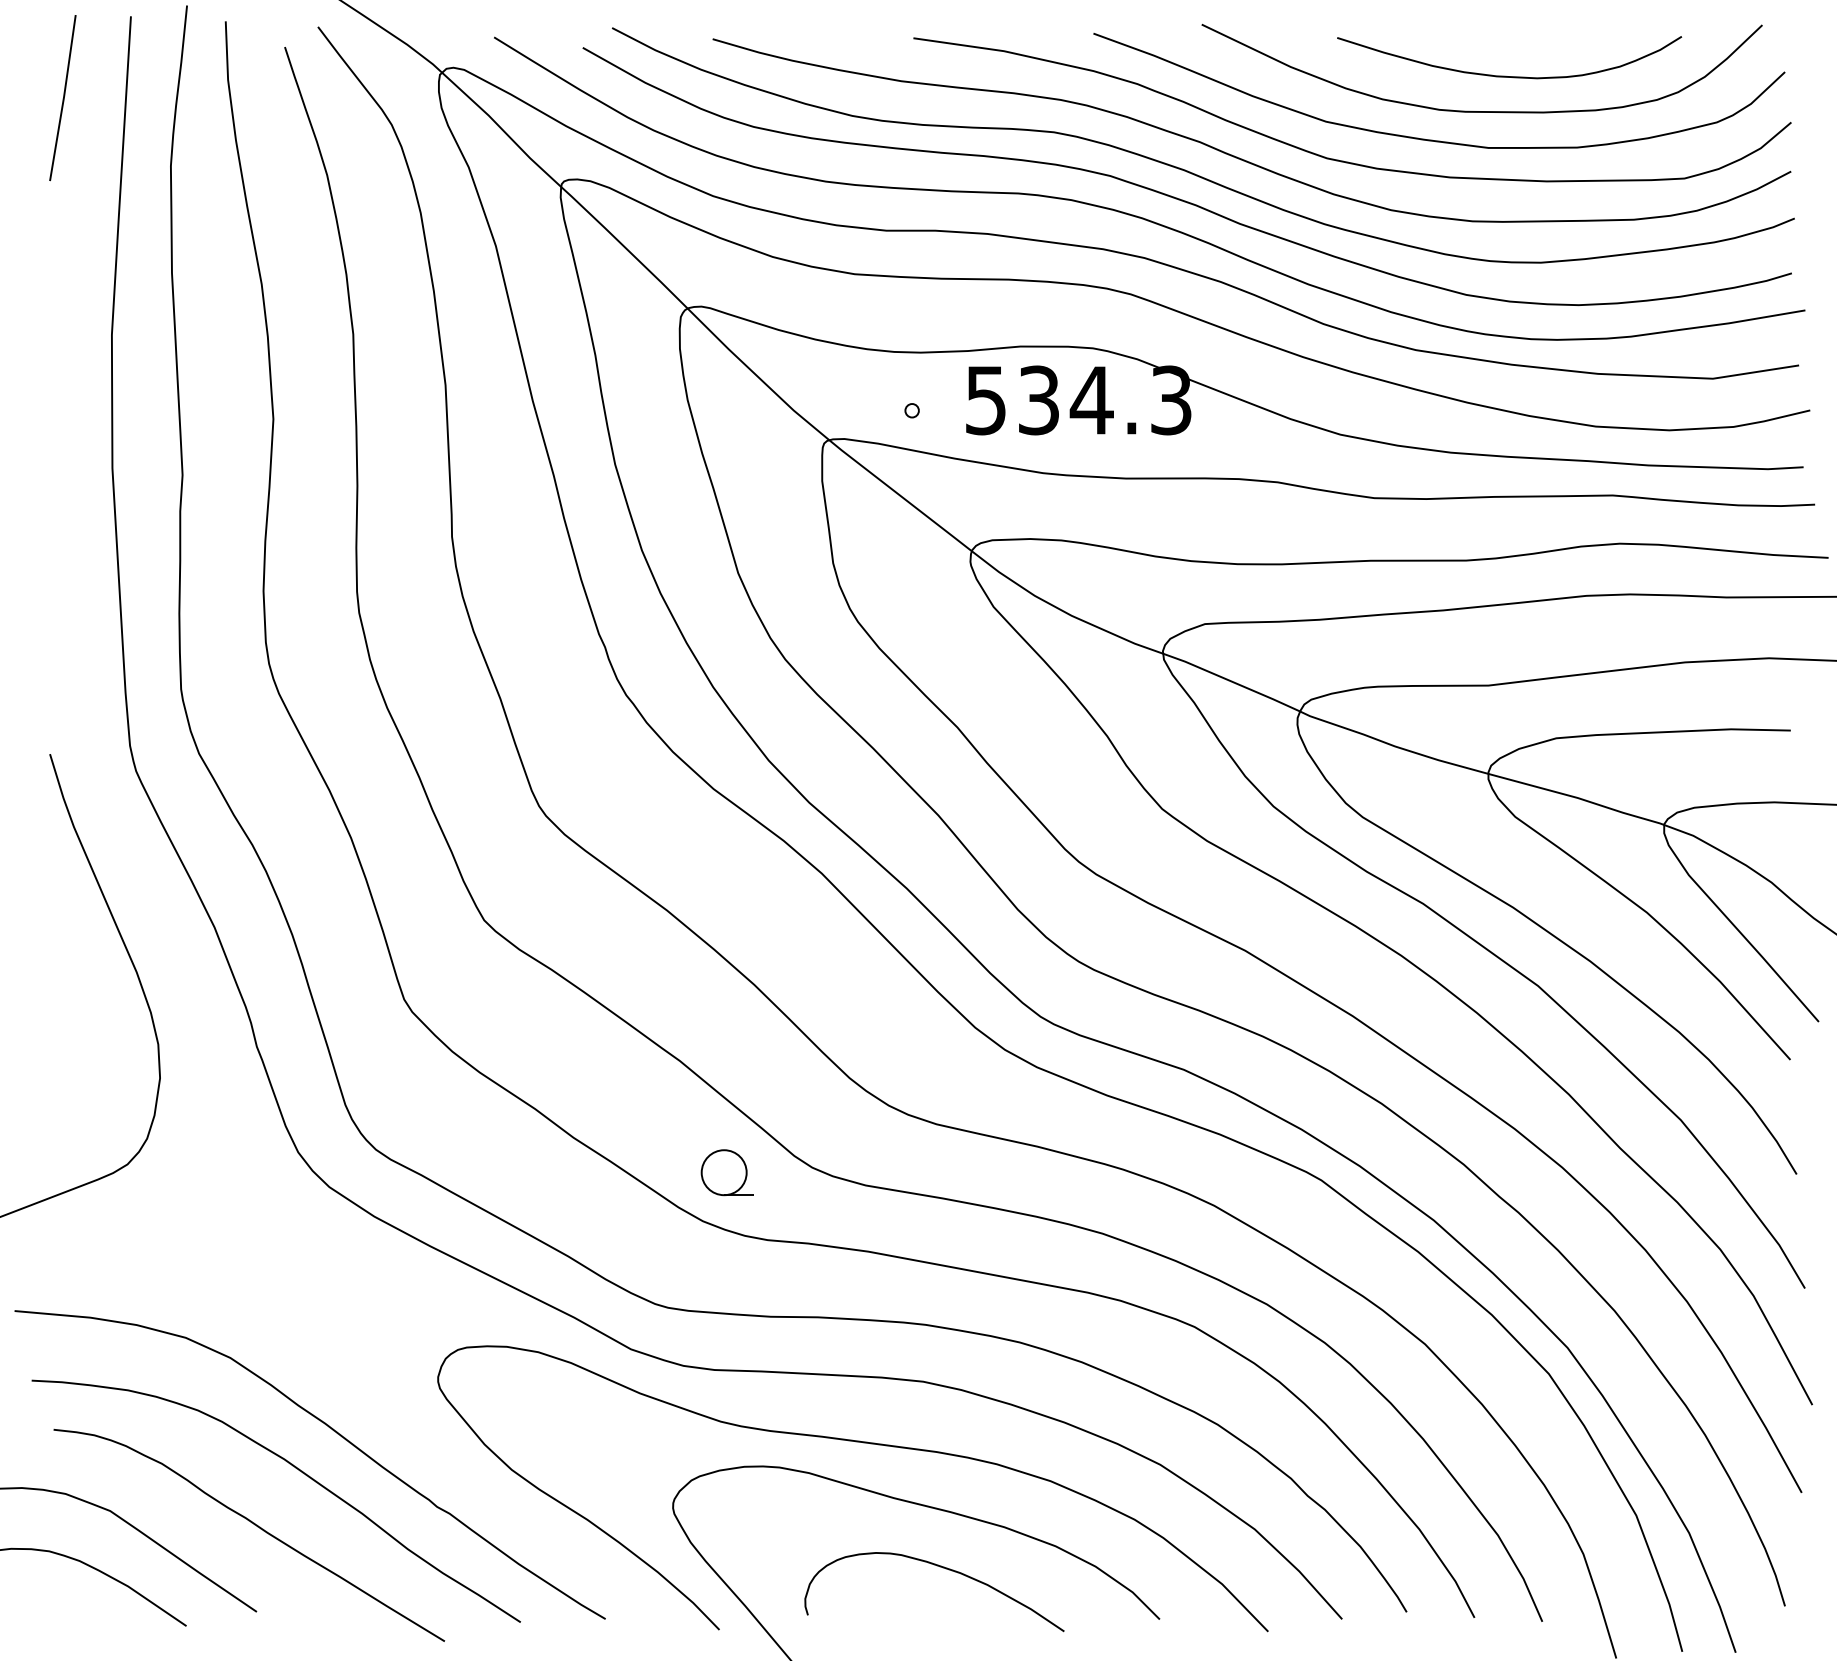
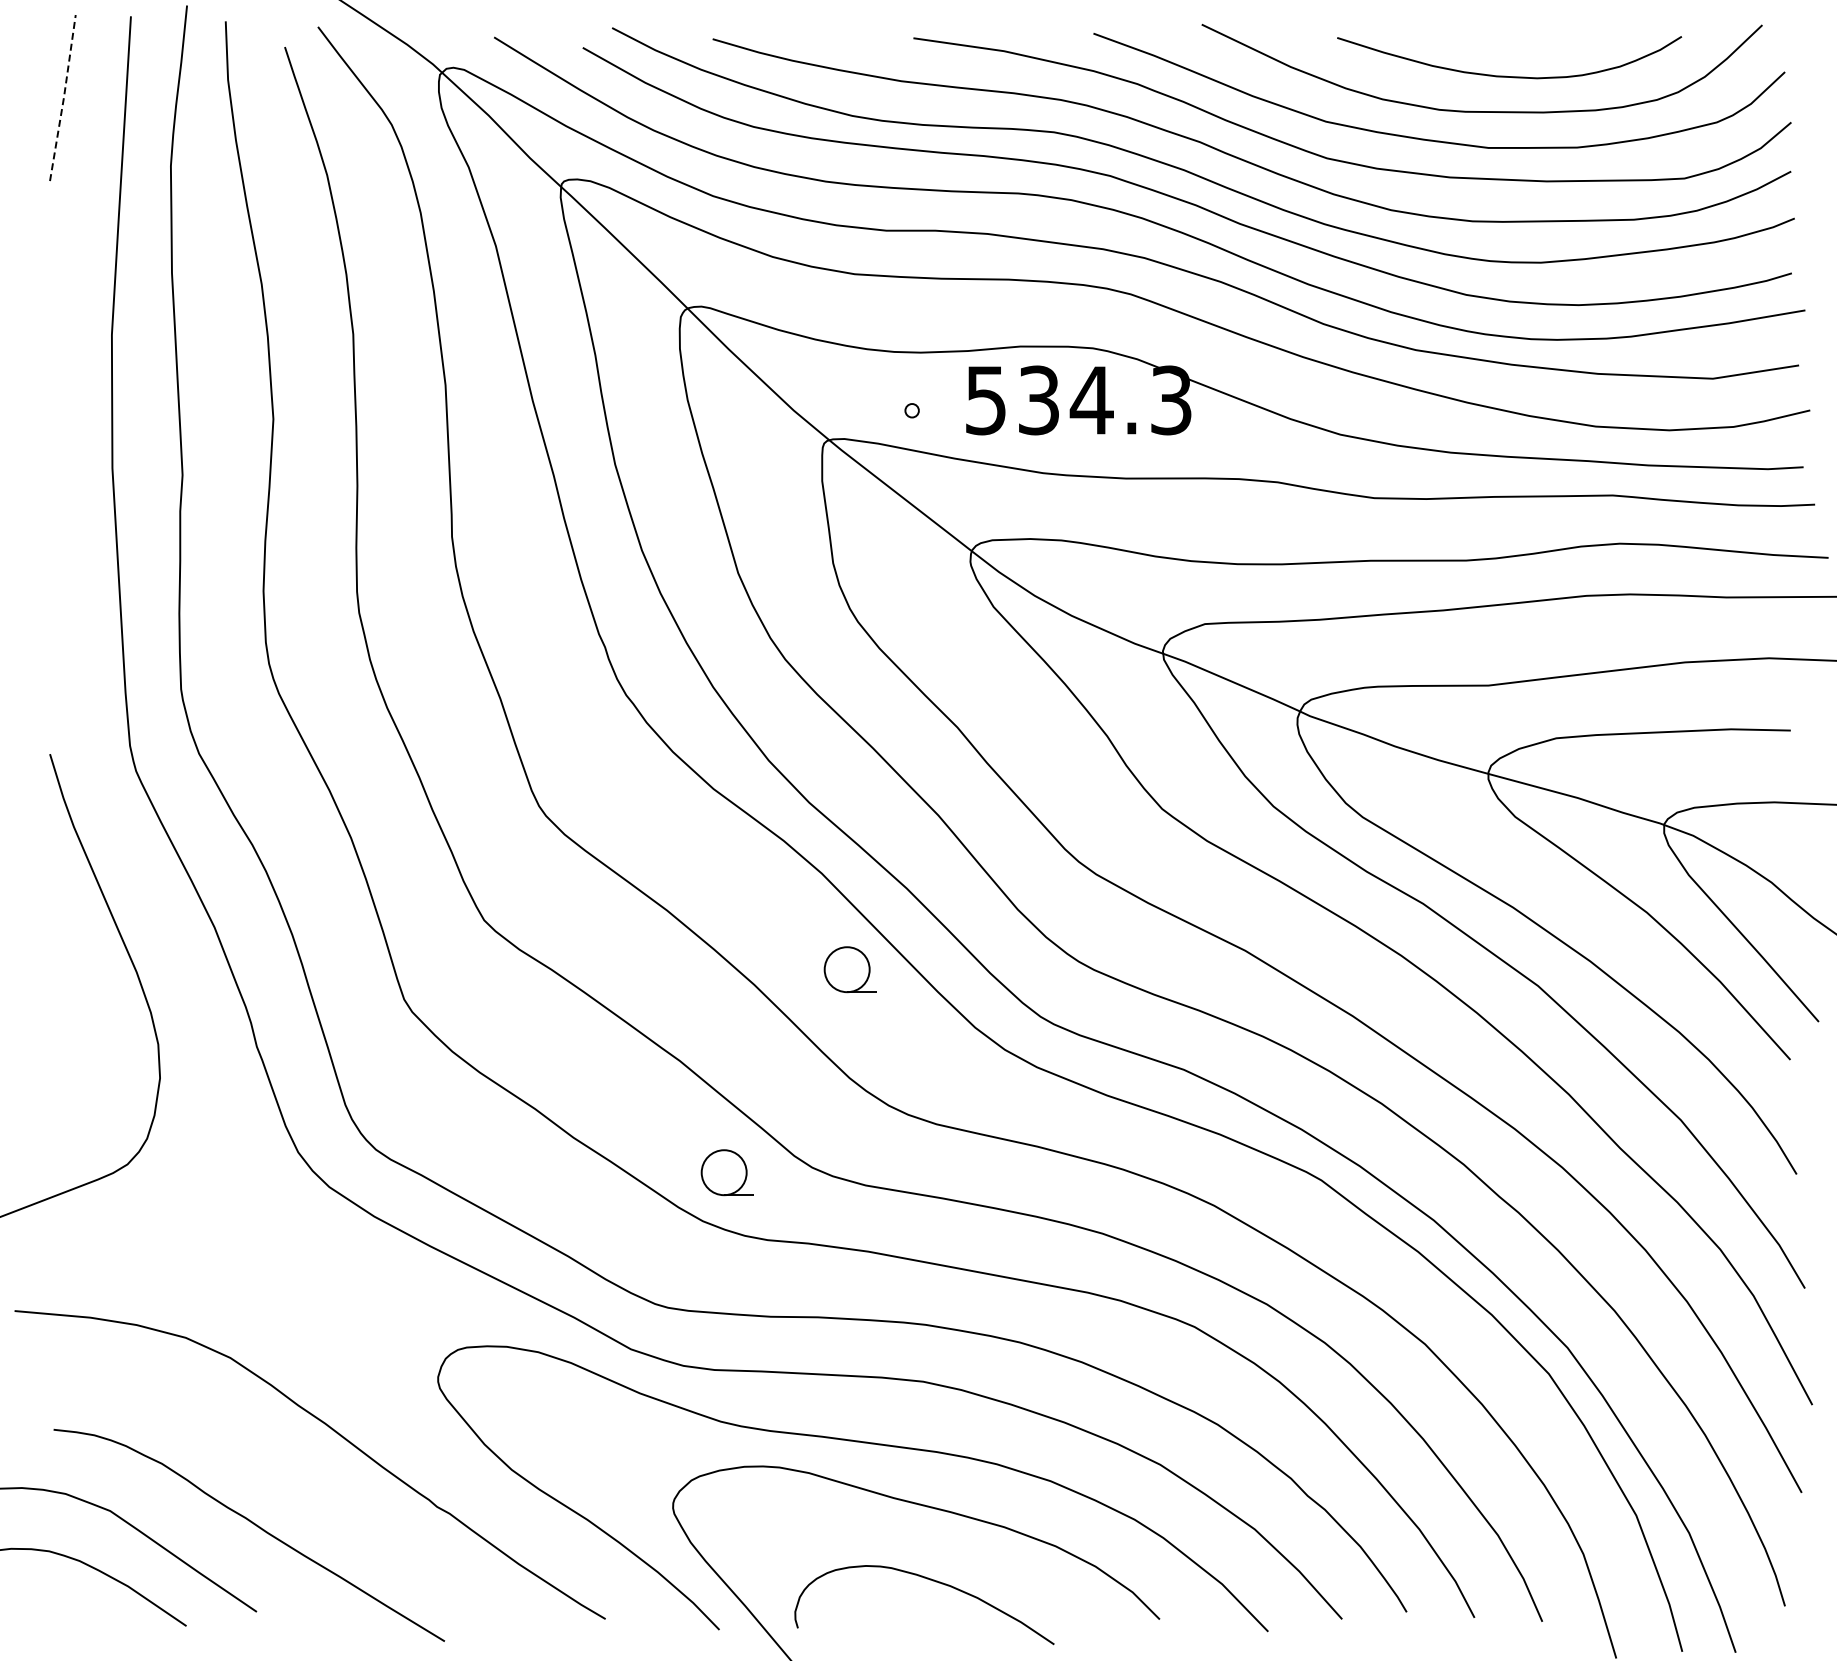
line: solid -> dashed (63, 98)
part: none -> present (849, 969)
curve: present -> none (299, 1471)
curve position: (943, 1568) -> (933, 1581) (933, 1581)
